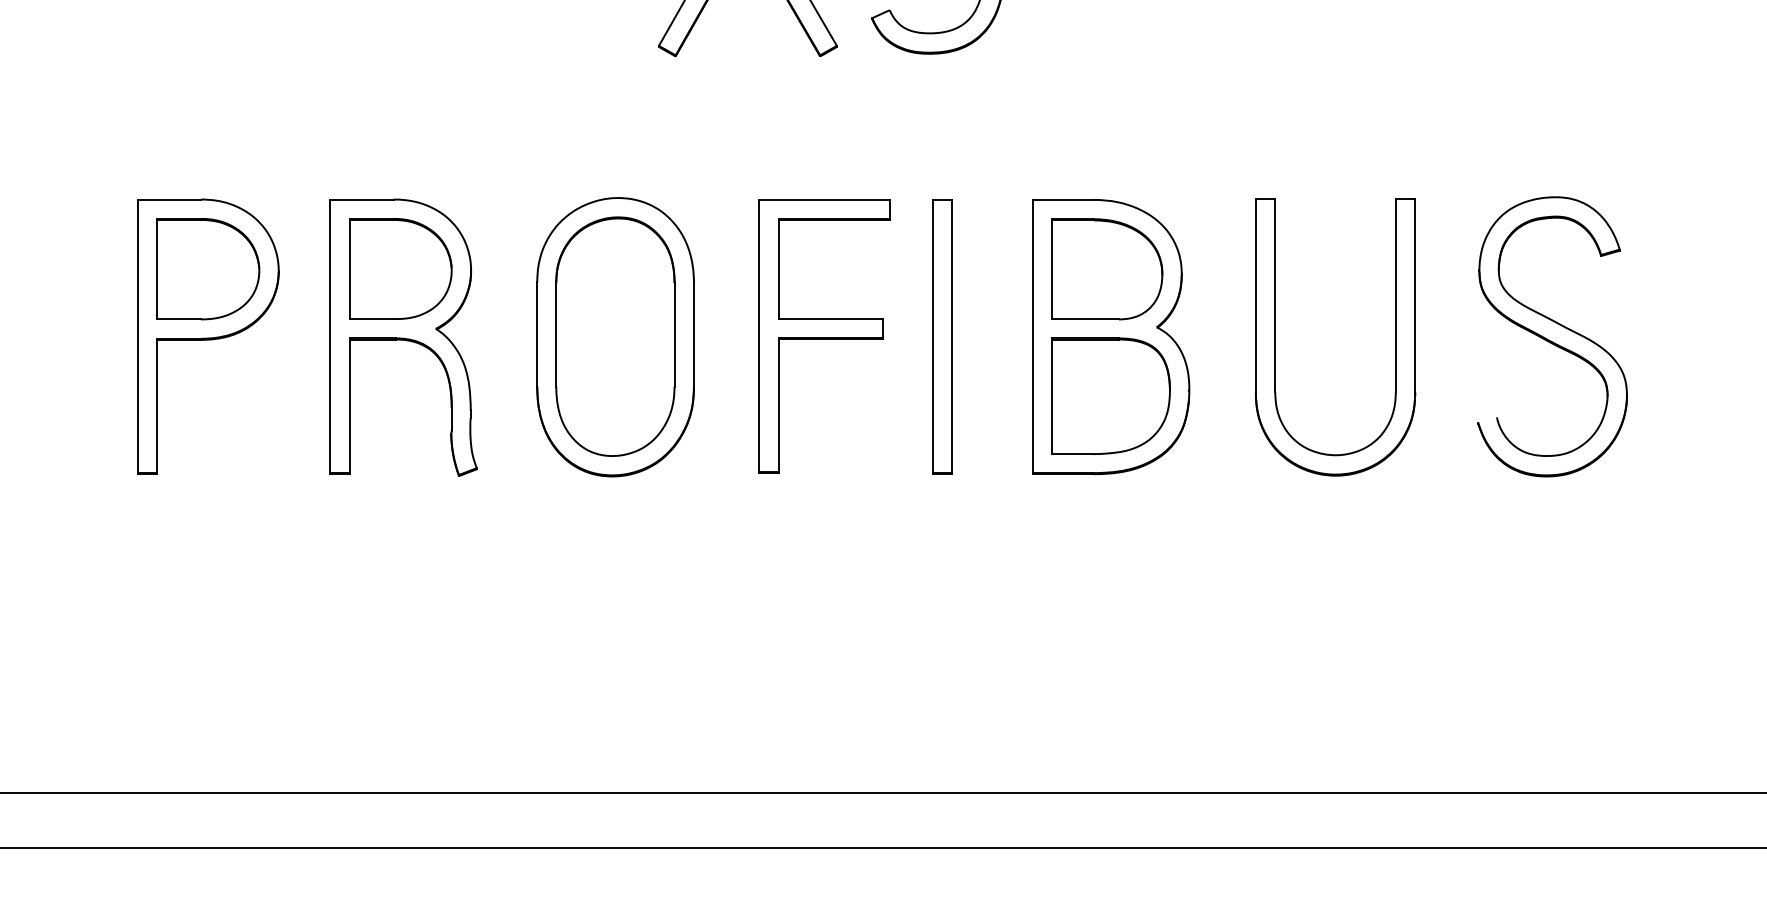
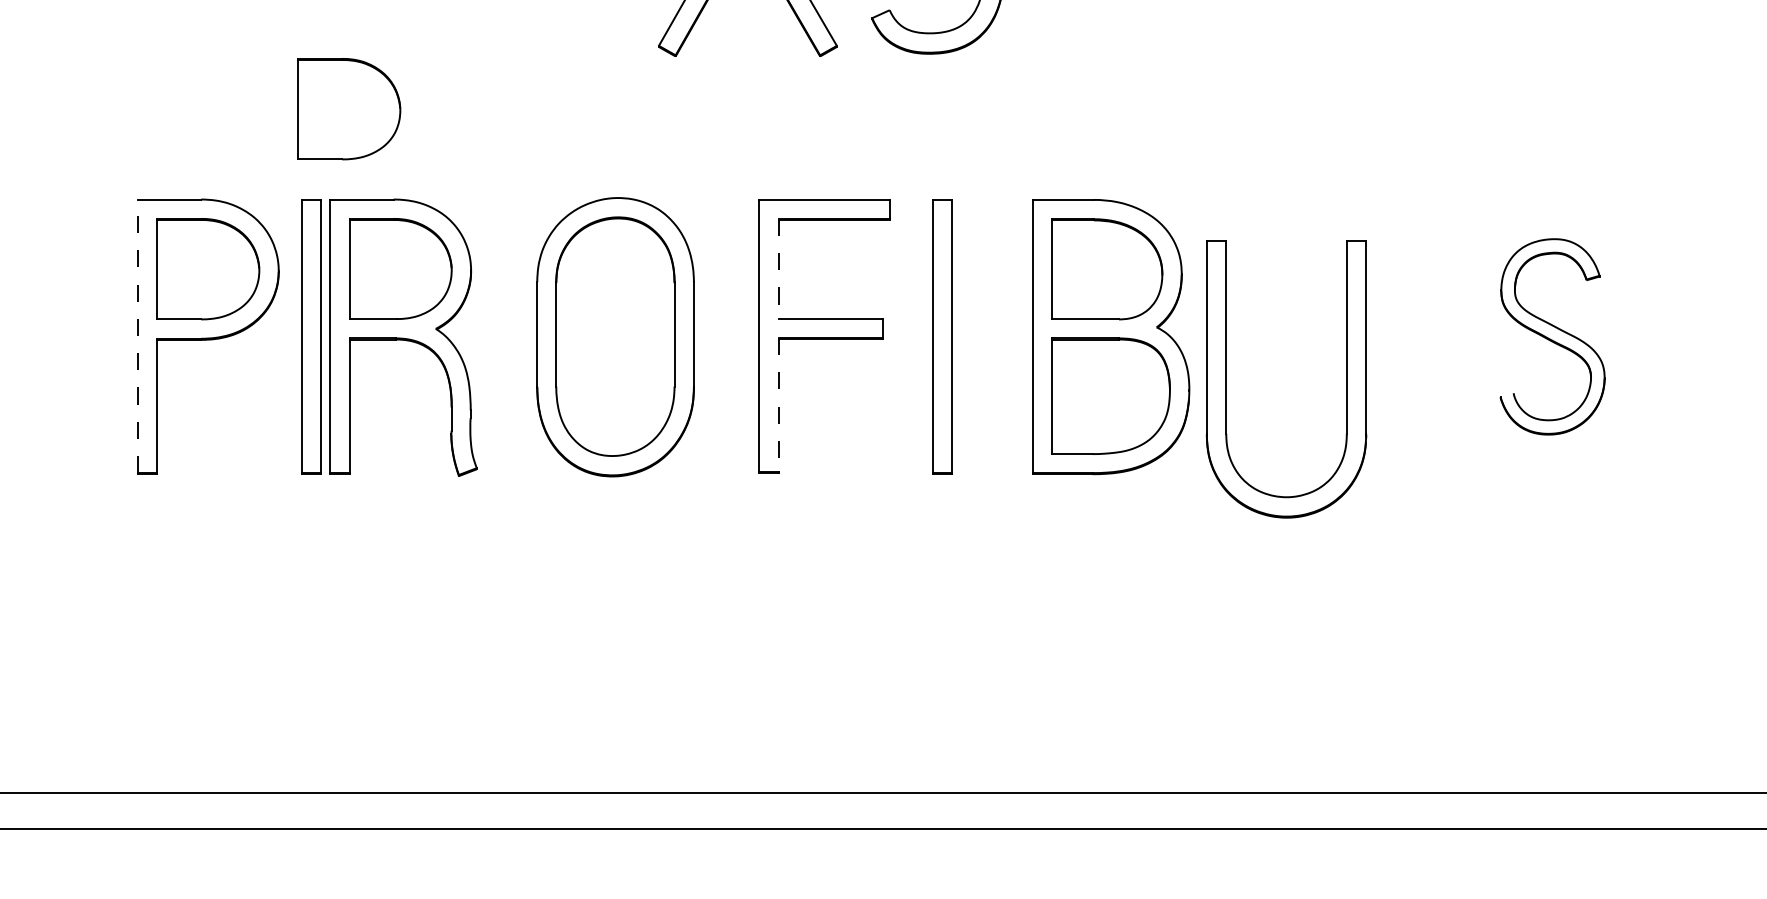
part: none -> present (349, 109)
line: solid -> dashed (778, 269)
line: solid -> dashed (138, 336)
part: none -> present (311, 336)
part size: 151x282 px -> 107x198 px (1552, 336)
part position: (1275, 337) -> (1226, 379) (1226, 379)
line: solid -> dashed (778, 405)
line position: (882, 847) -> (882, 828) (882, 828)
